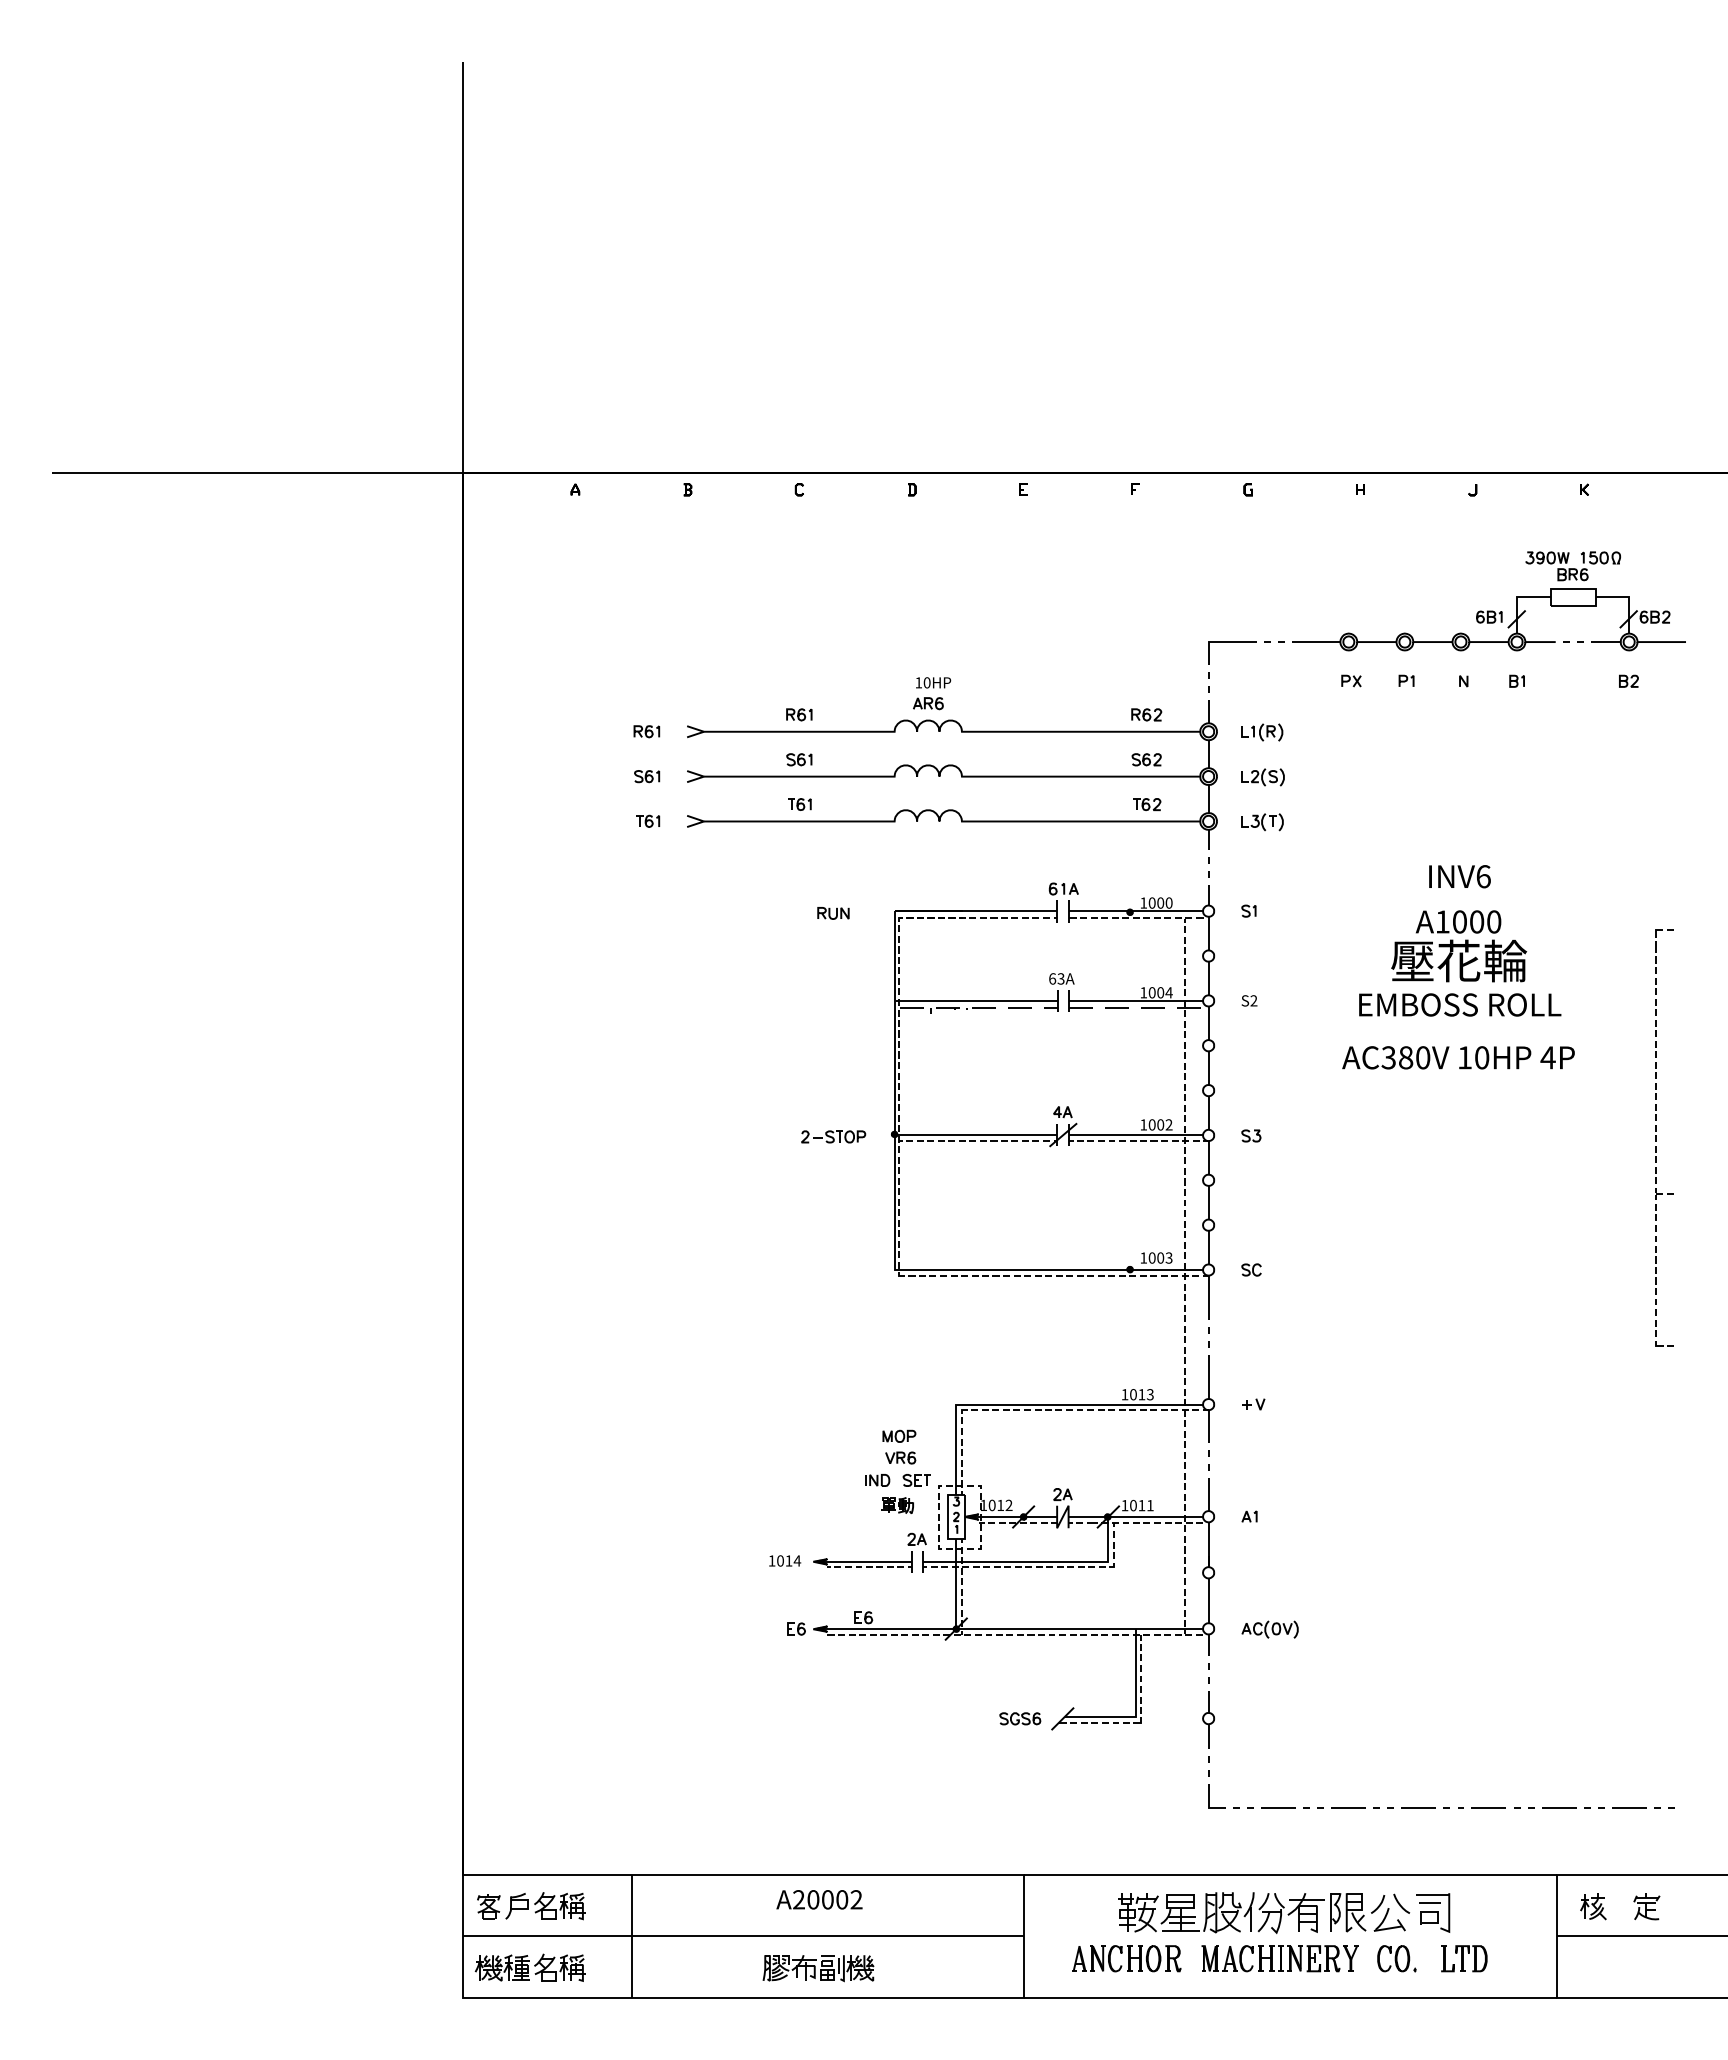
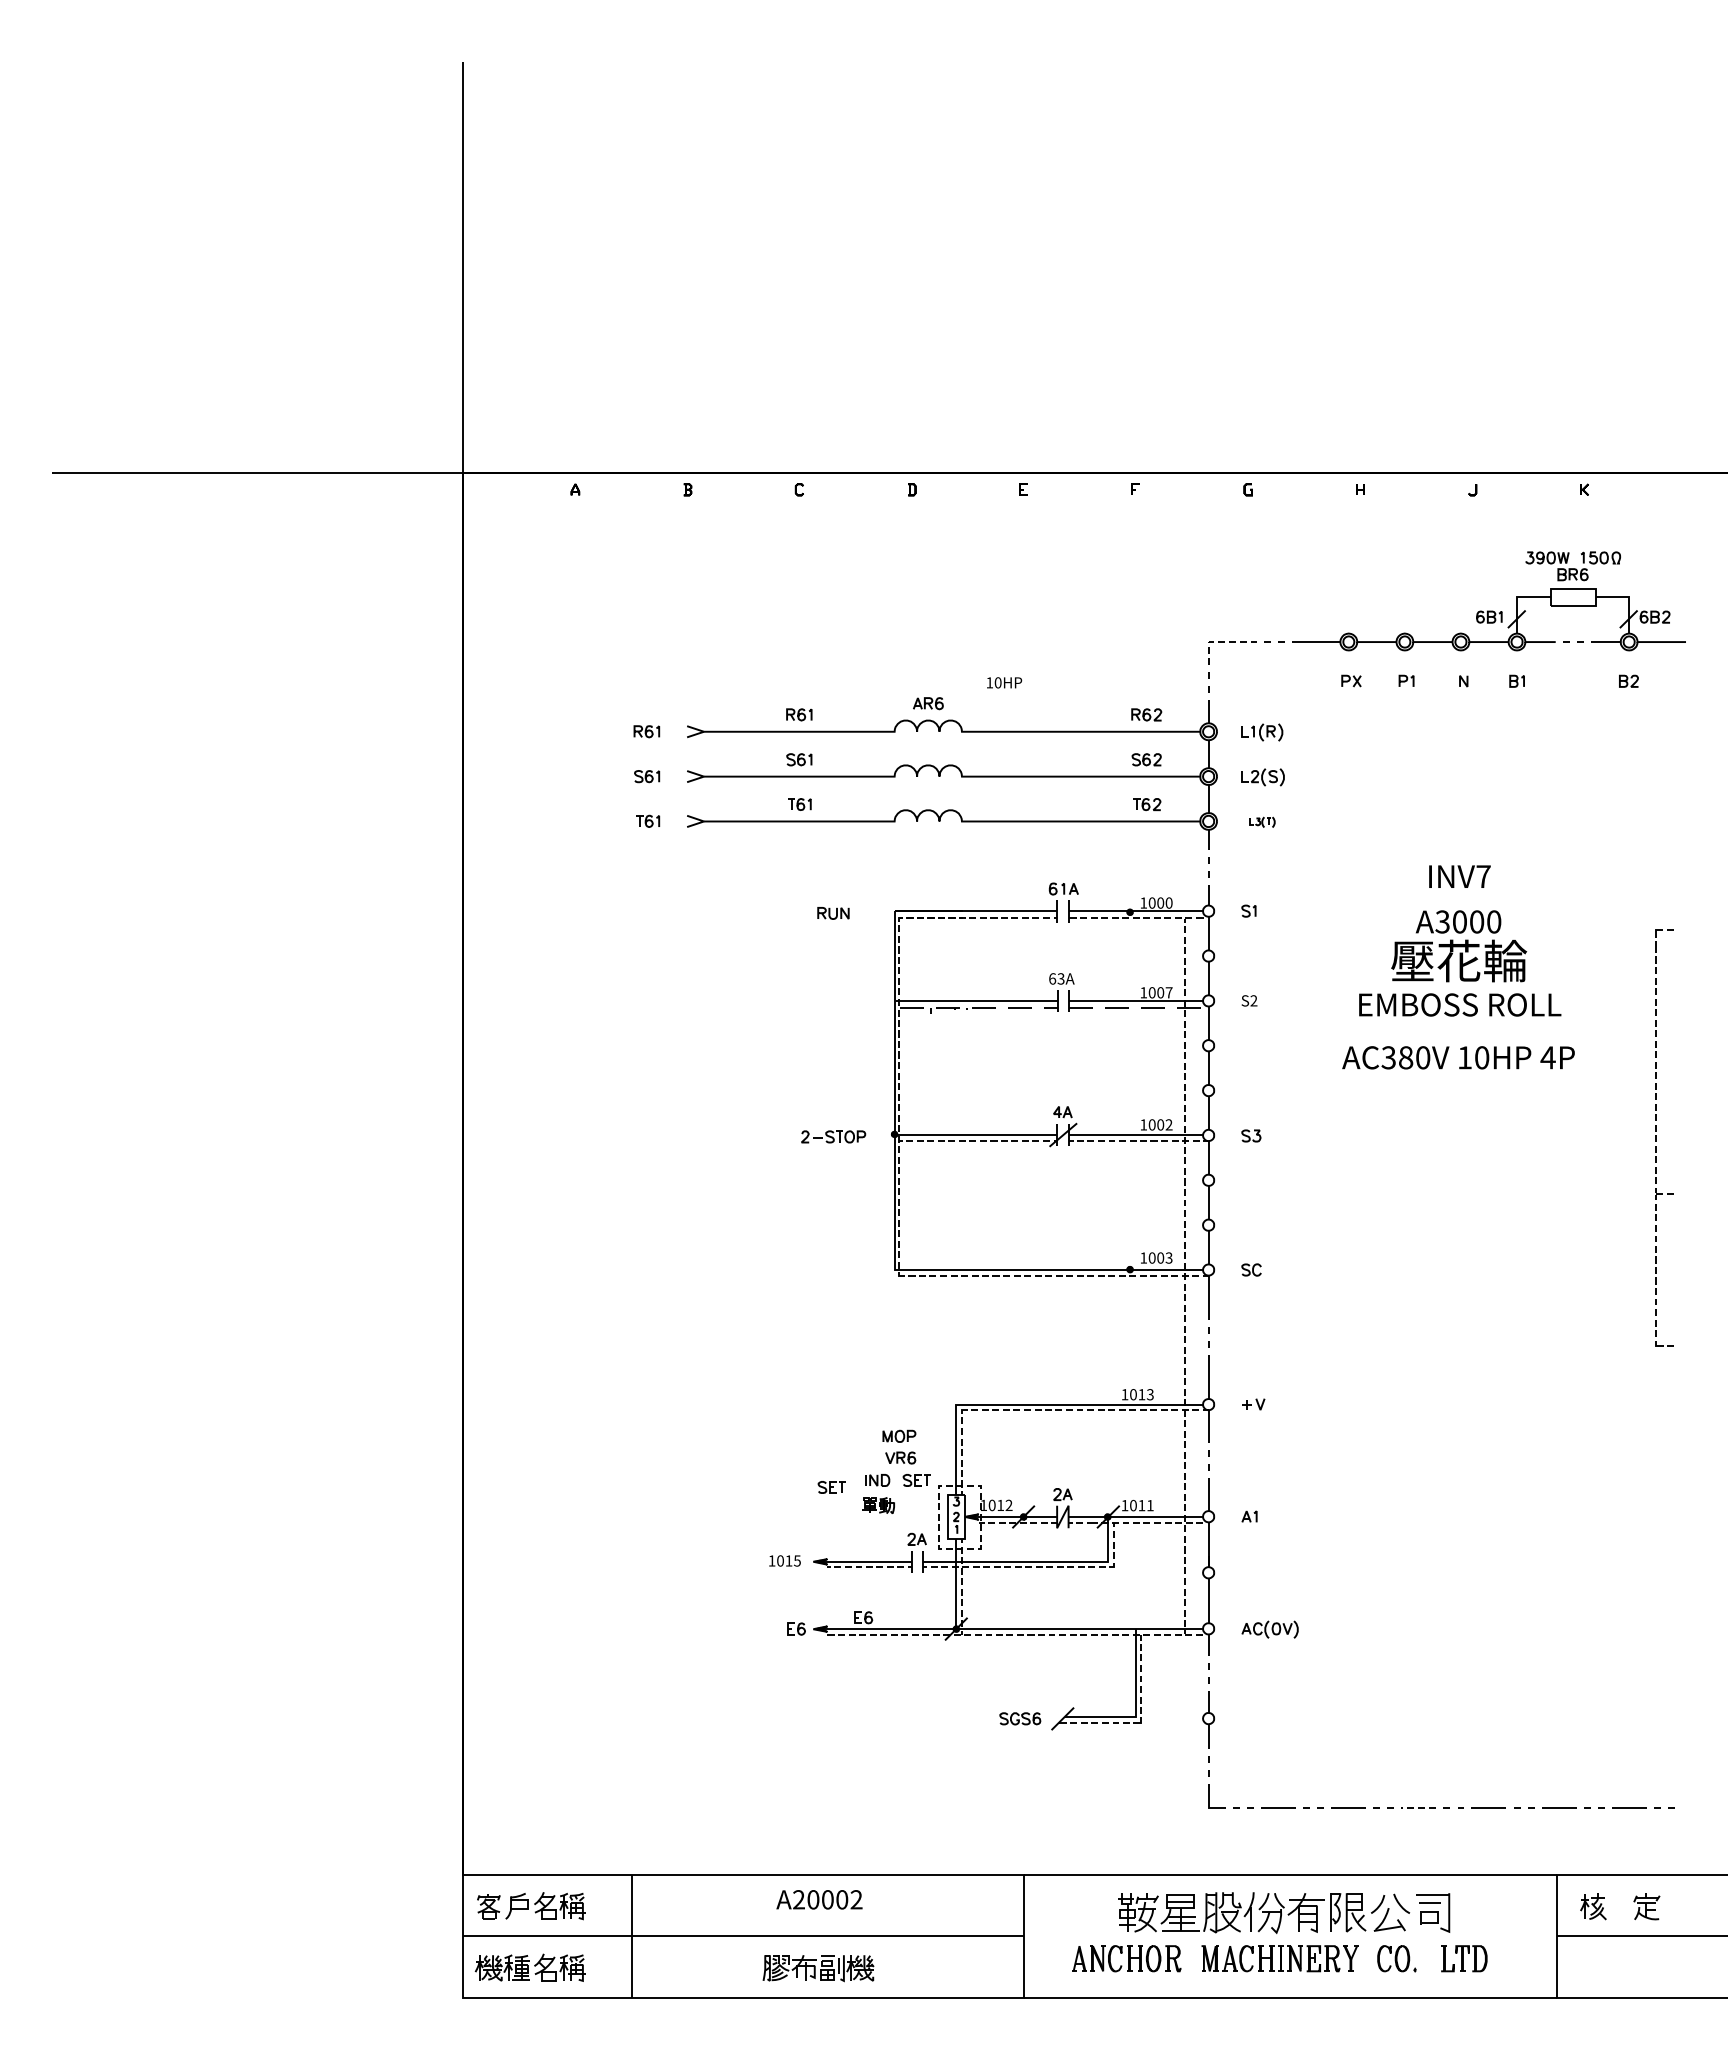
line: solid -> dashed (1220, 642)
text position: (933, 682) -> (1004, 682) (1004, 682)
part size: 43x19 px -> 27x12 px (1262, 821)
text: INV6 -> INV7 (1483, 876)
text: A1000 -> A3000 (1442, 921)
text: 1004 -> 1007 (1168, 992)
part: none -> present (831, 1487)
part position: (897, 1505) -> (878, 1505) (878, 1505)
text: 1014 -> 1015 (797, 1560)
line: solid -> dashed (1418, 1808)
